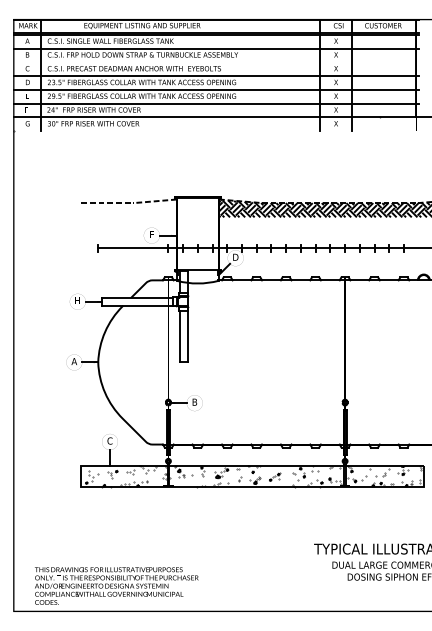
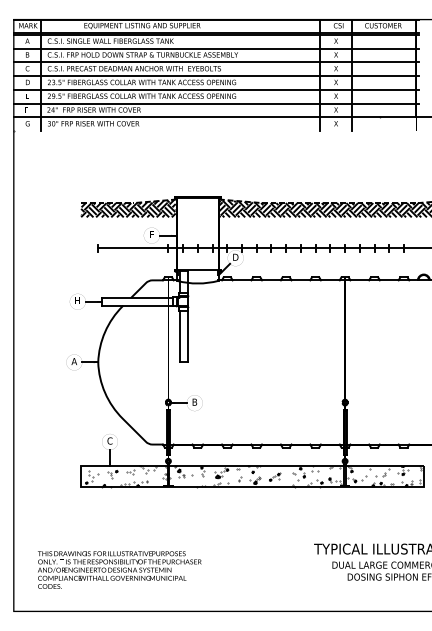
line: none -> present (215, 62)
hatch: none -> present (128, 208)
text position: (116, 585) -> (119, 569) (119, 569)
